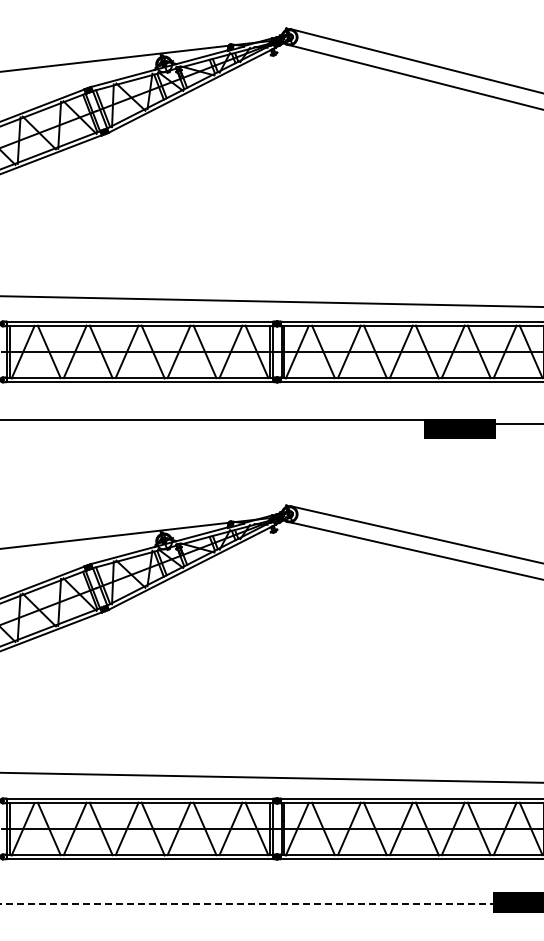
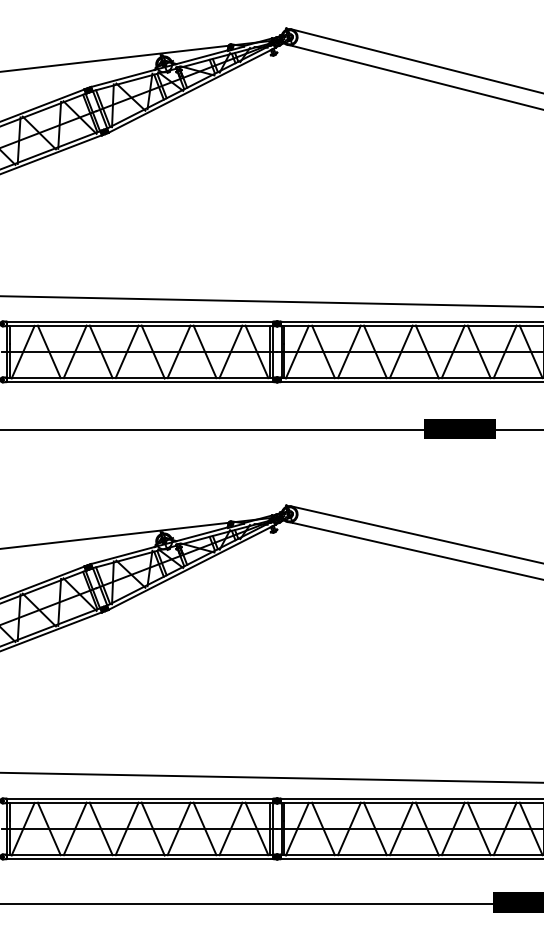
line position: (215, 420) -> (215, 430) (215, 430)
line position: (515, 424) -> (515, 430) (515, 430)
line: dashed -> solid (250, 903)
